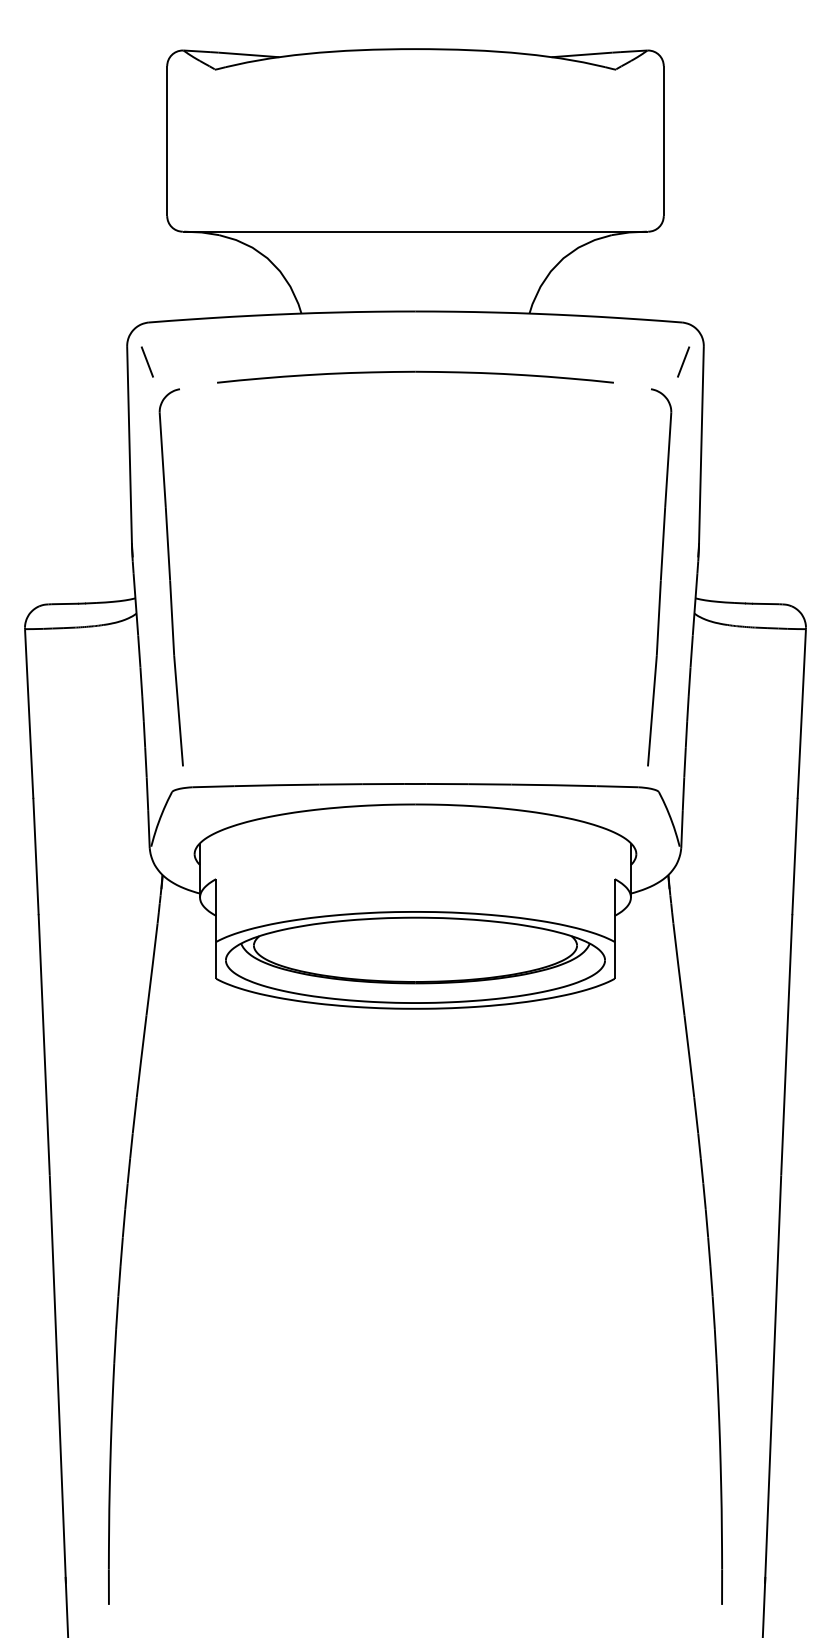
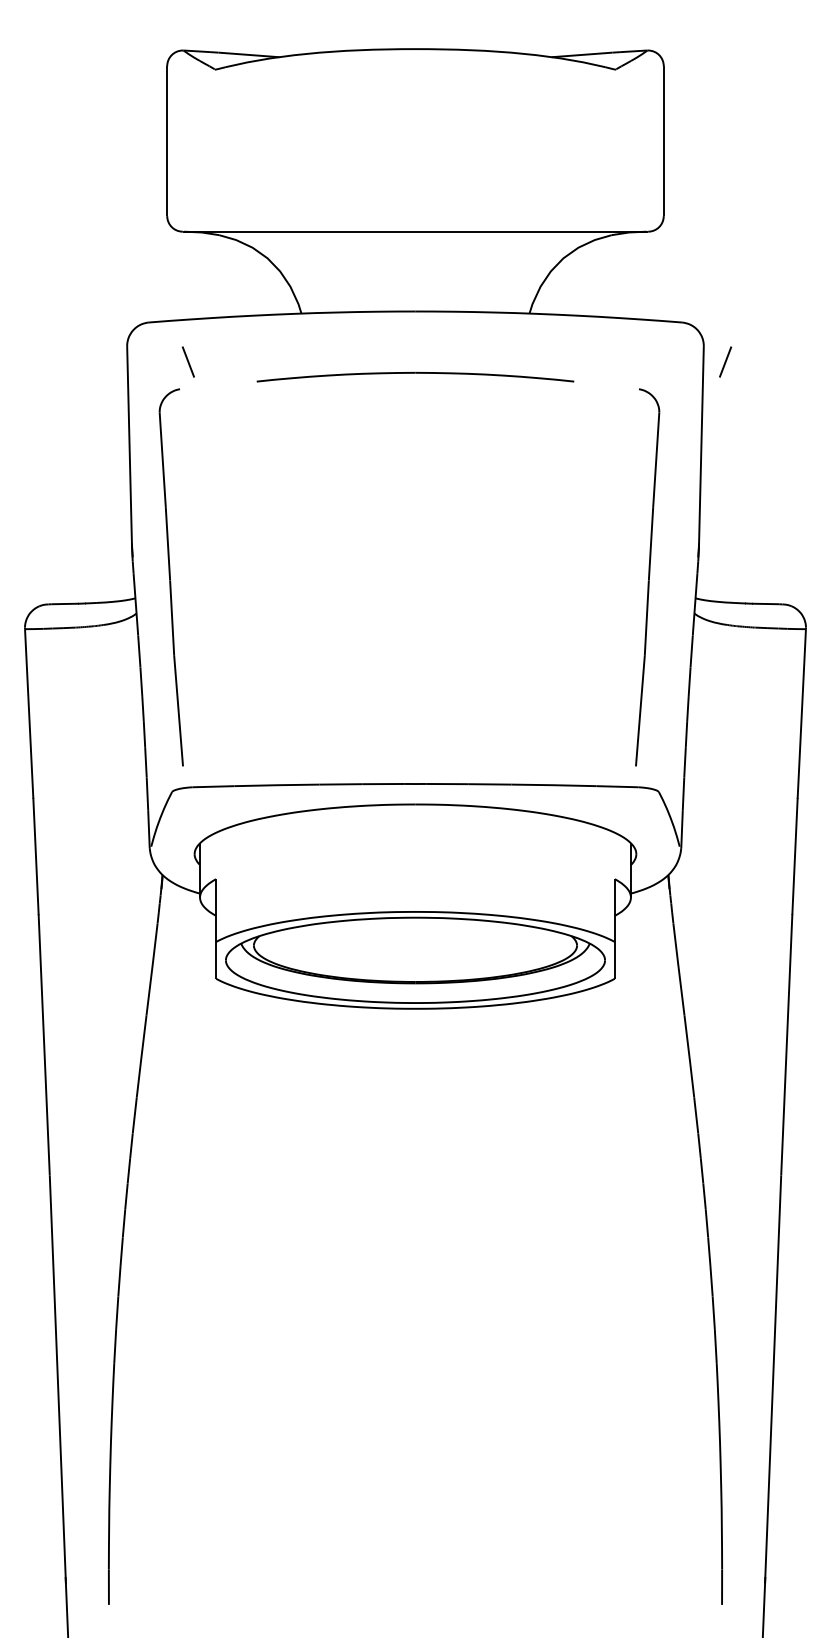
line position: (146, 361) -> (187, 361) (187, 361)
line position: (683, 361) -> (725, 361) (725, 361)
part size: 397x14 px -> 319x12 px (415, 376)
part position: (659, 577) -> (647, 577) (647, 577)
